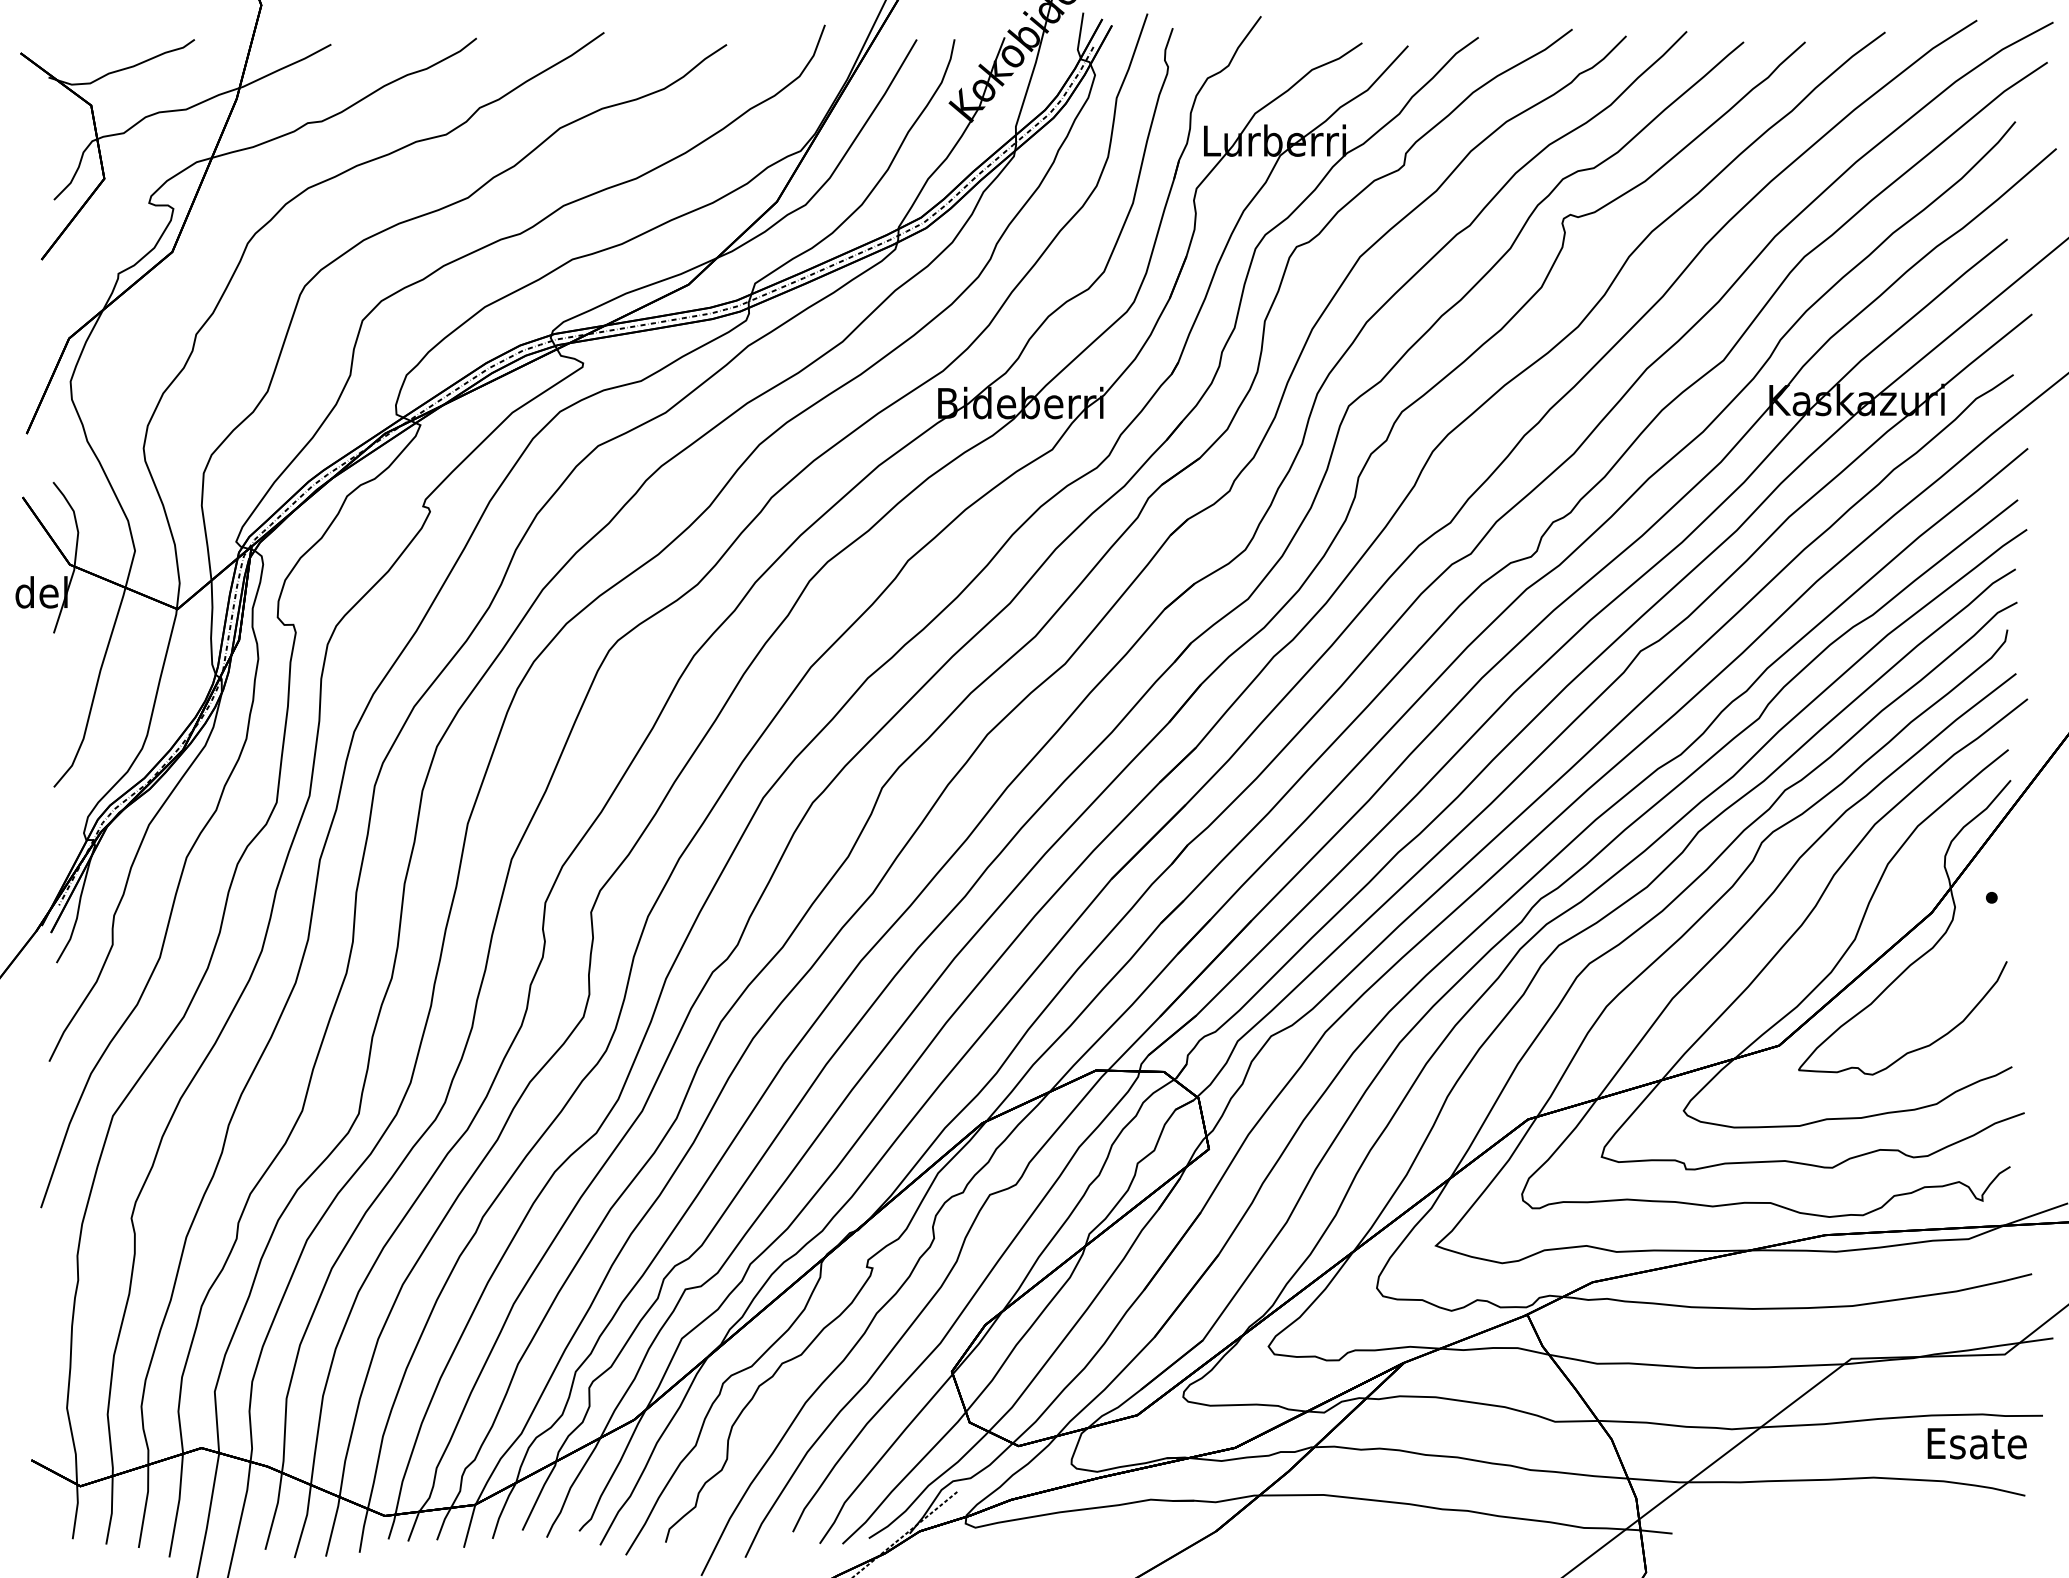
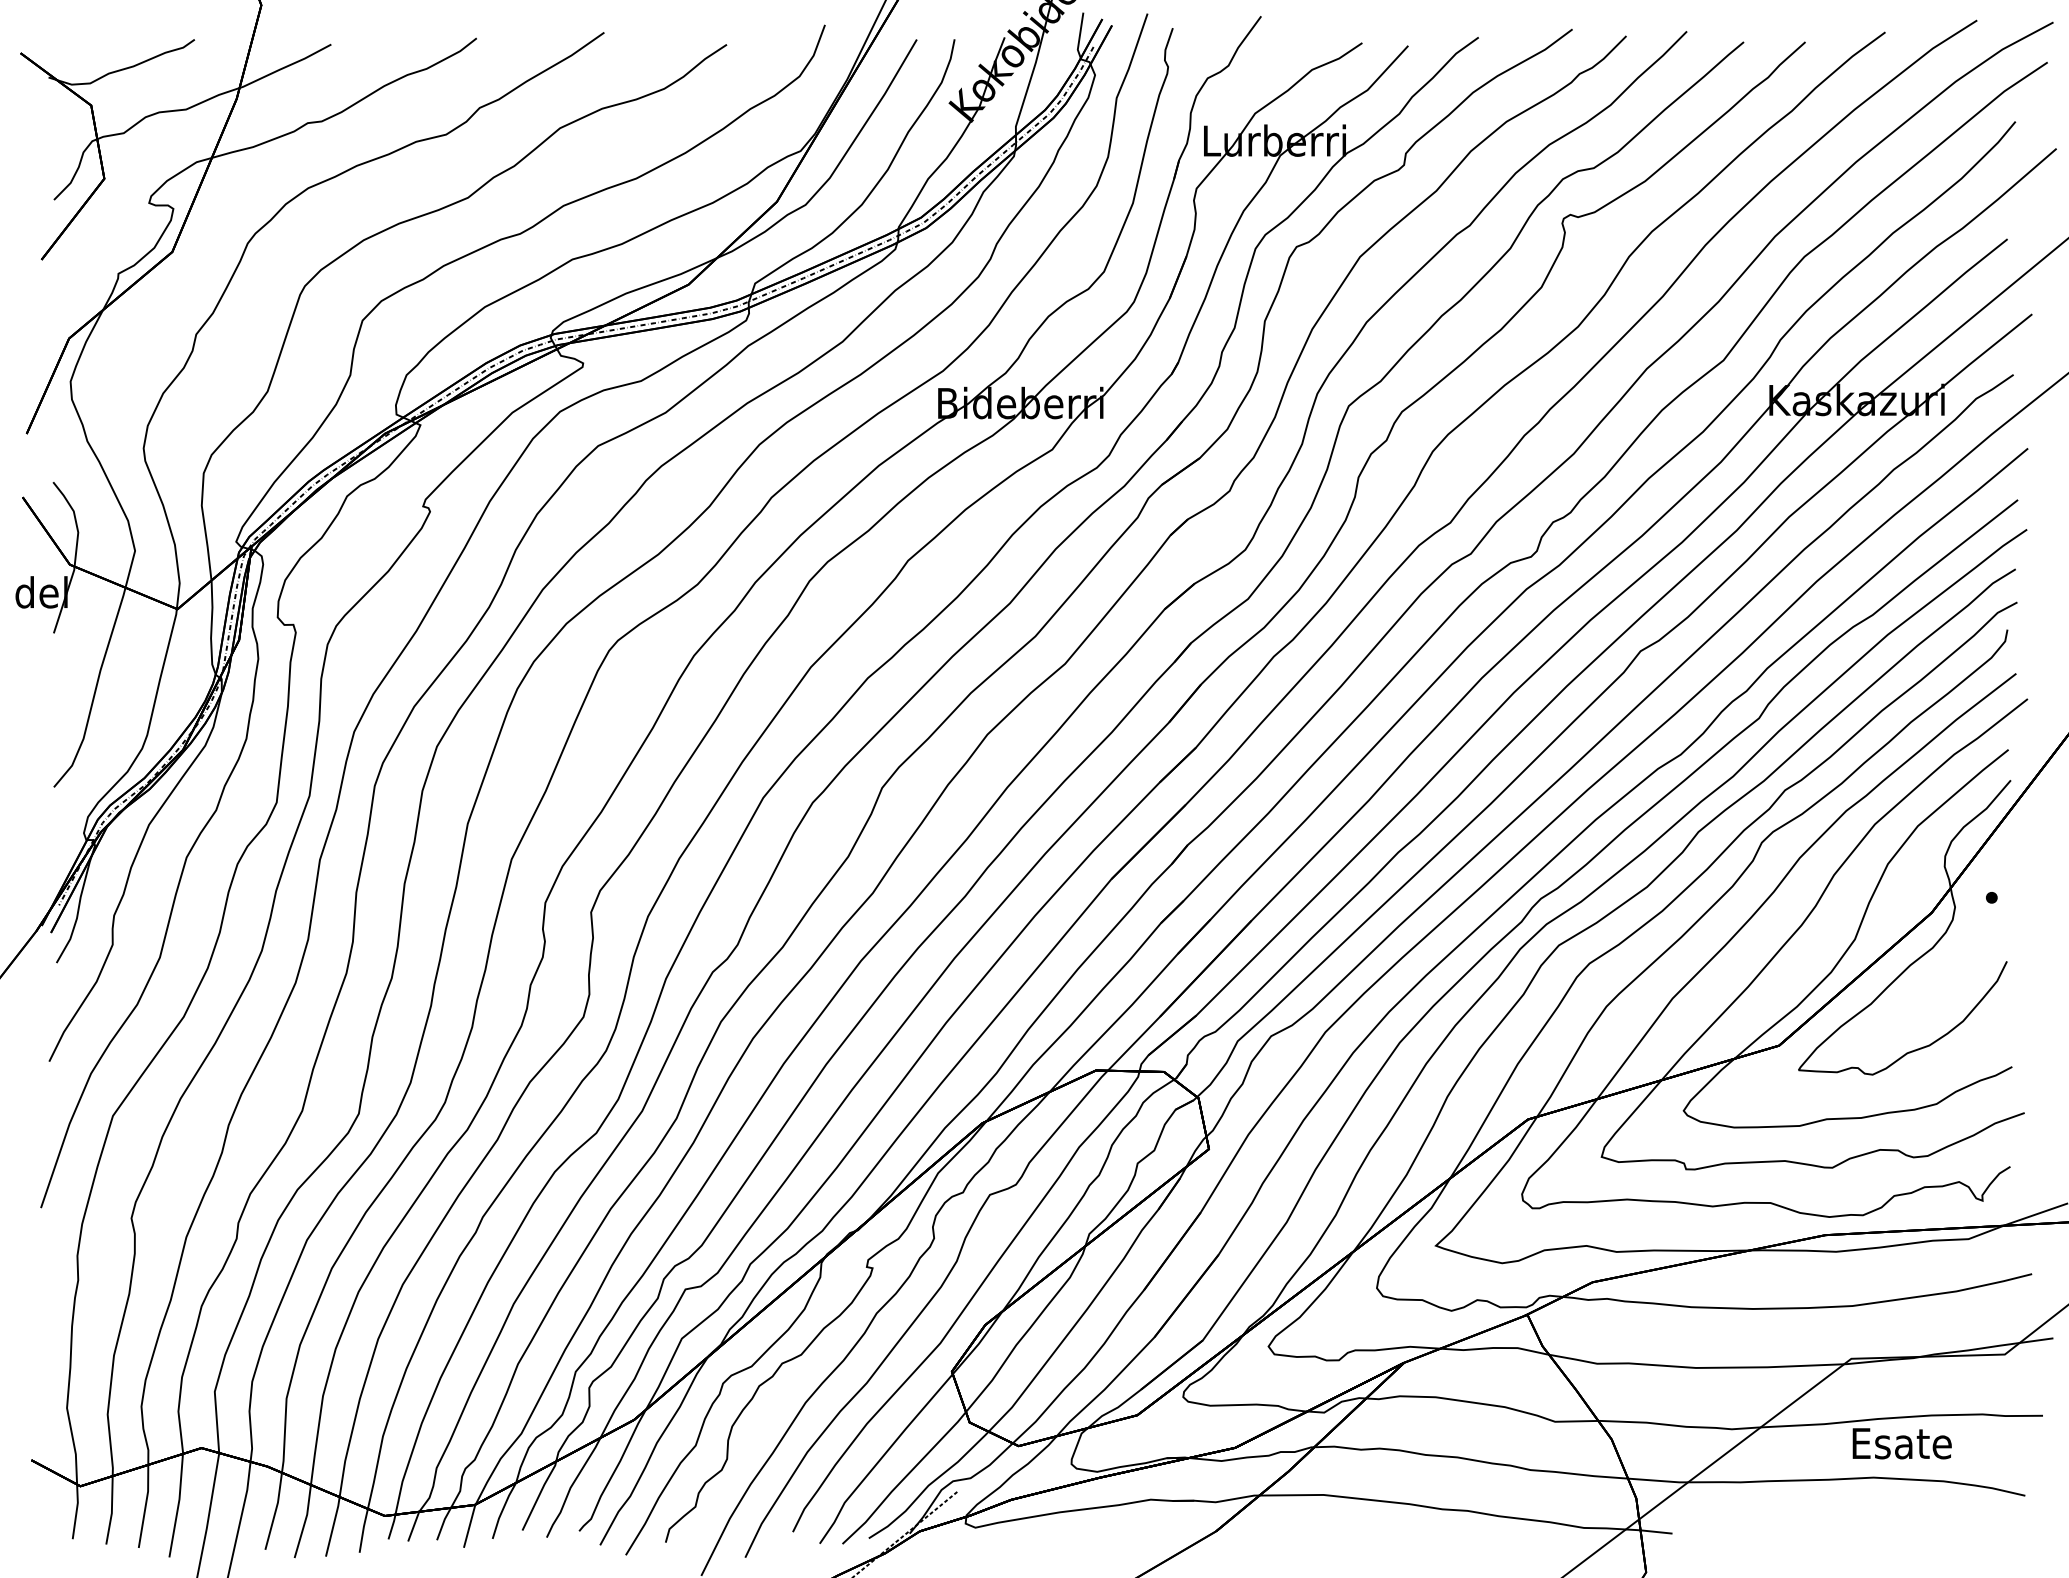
text position: (1976, 1443) -> (1901, 1443) (1901, 1443)
